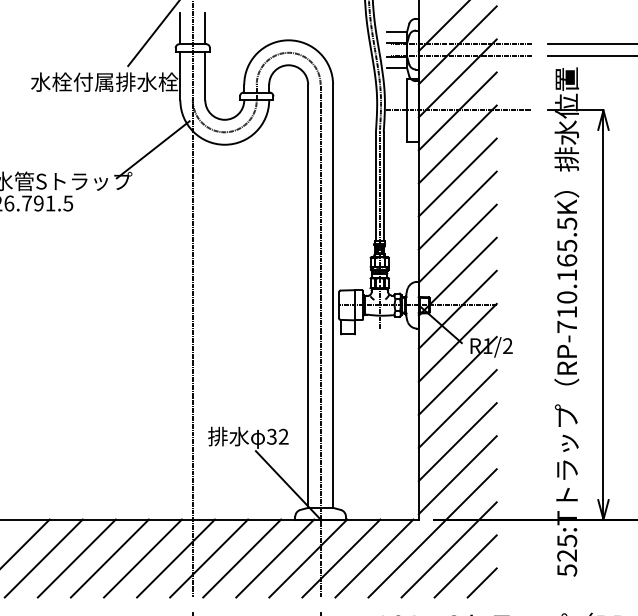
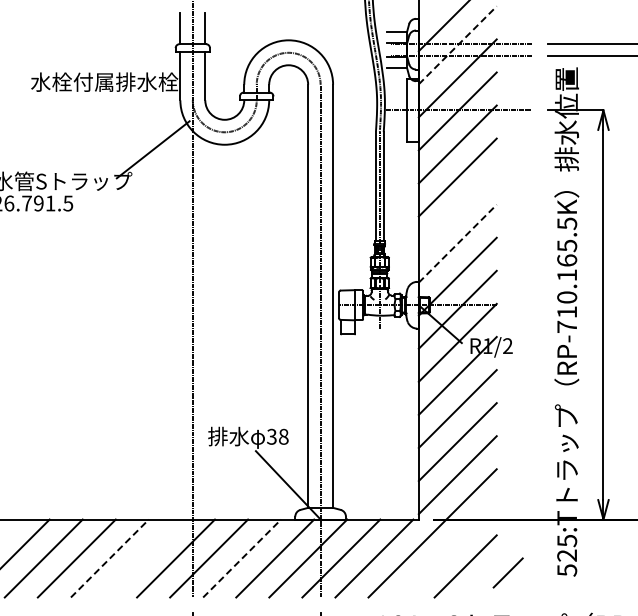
line: present -> none (153, 34)
line: solid -> dashed (458, 44)
line: present -> none (457, 210)
line: solid -> dashed (458, 243)
text: 32 -> 38 (283, 436)
line: present -> none (448, 549)
line: solid -> dashed (110, 558)
line: present -> none (142, 558)
line: solid -> dashed (242, 558)
line position: (481, 582) -> (507, 572) (507, 572)
